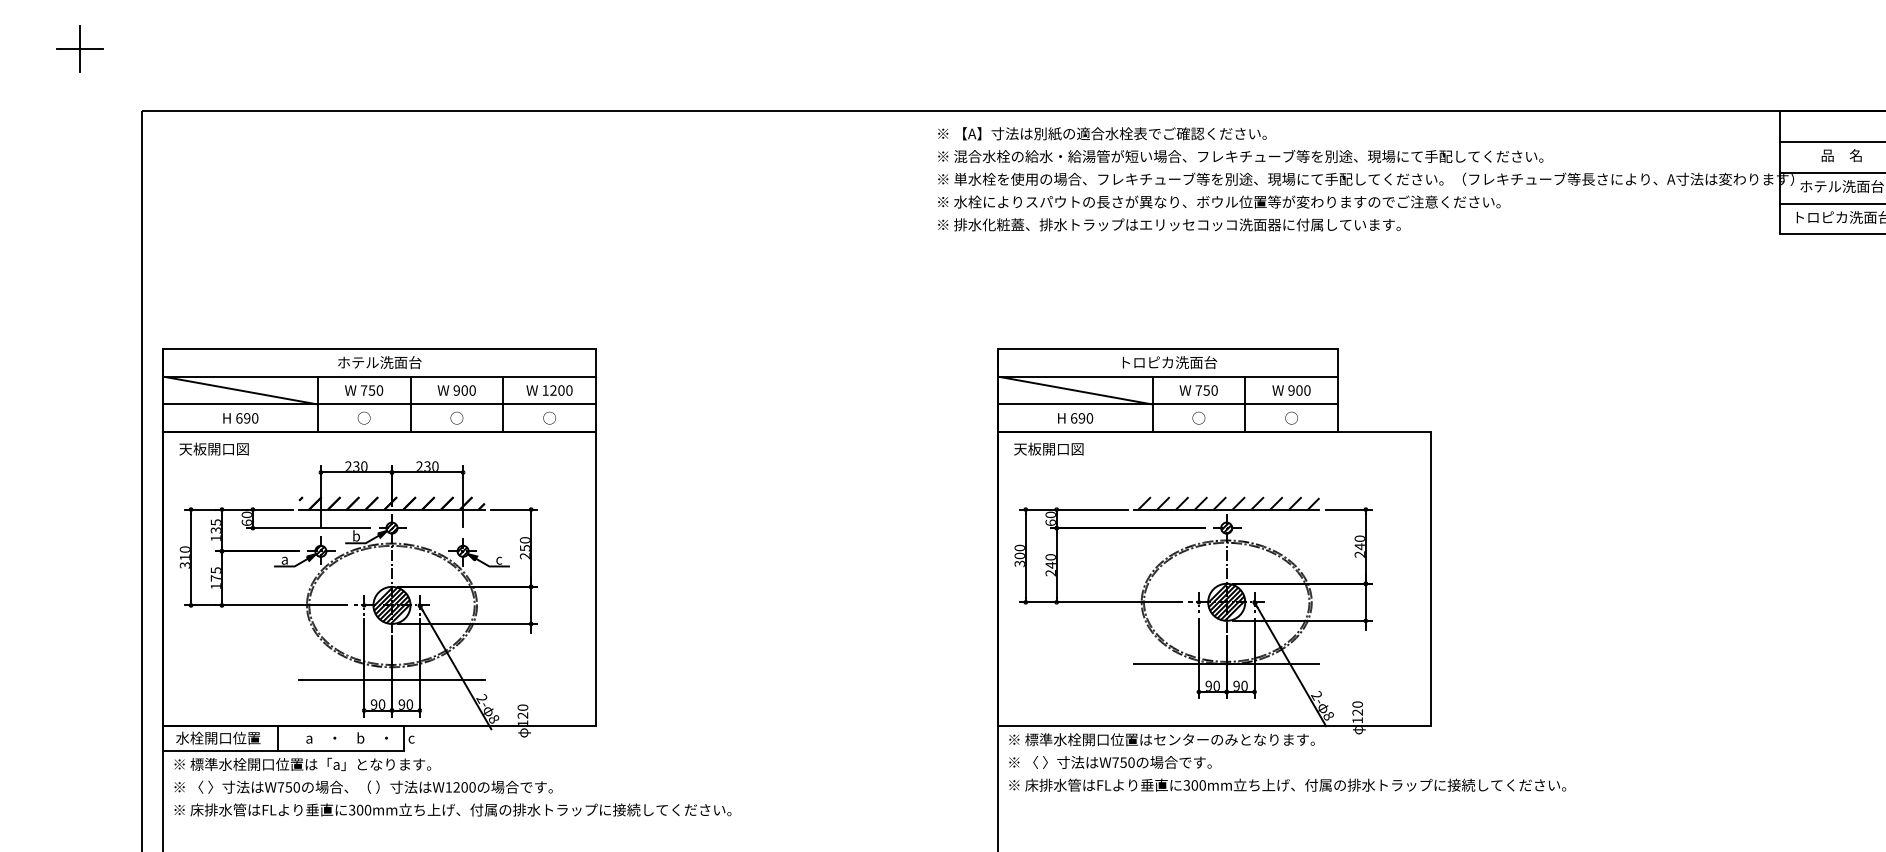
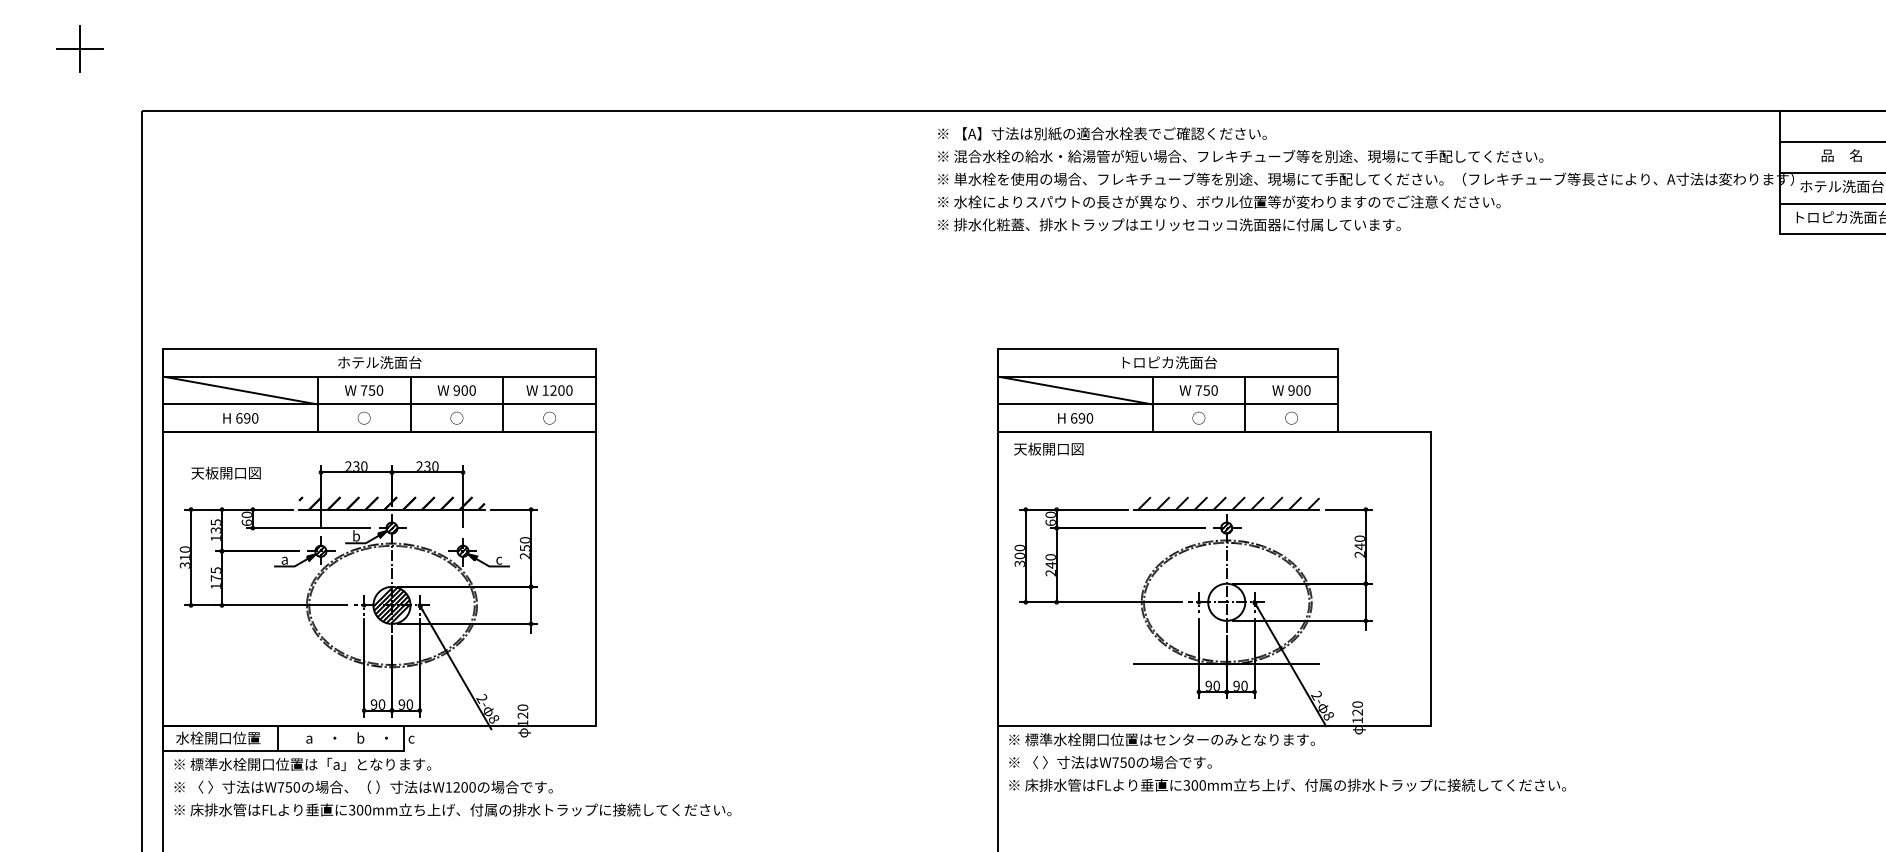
text position: (213, 448) -> (225, 472) (225, 472)
hatch: present -> none (1226, 601)
line: present -> none (391, 679)
